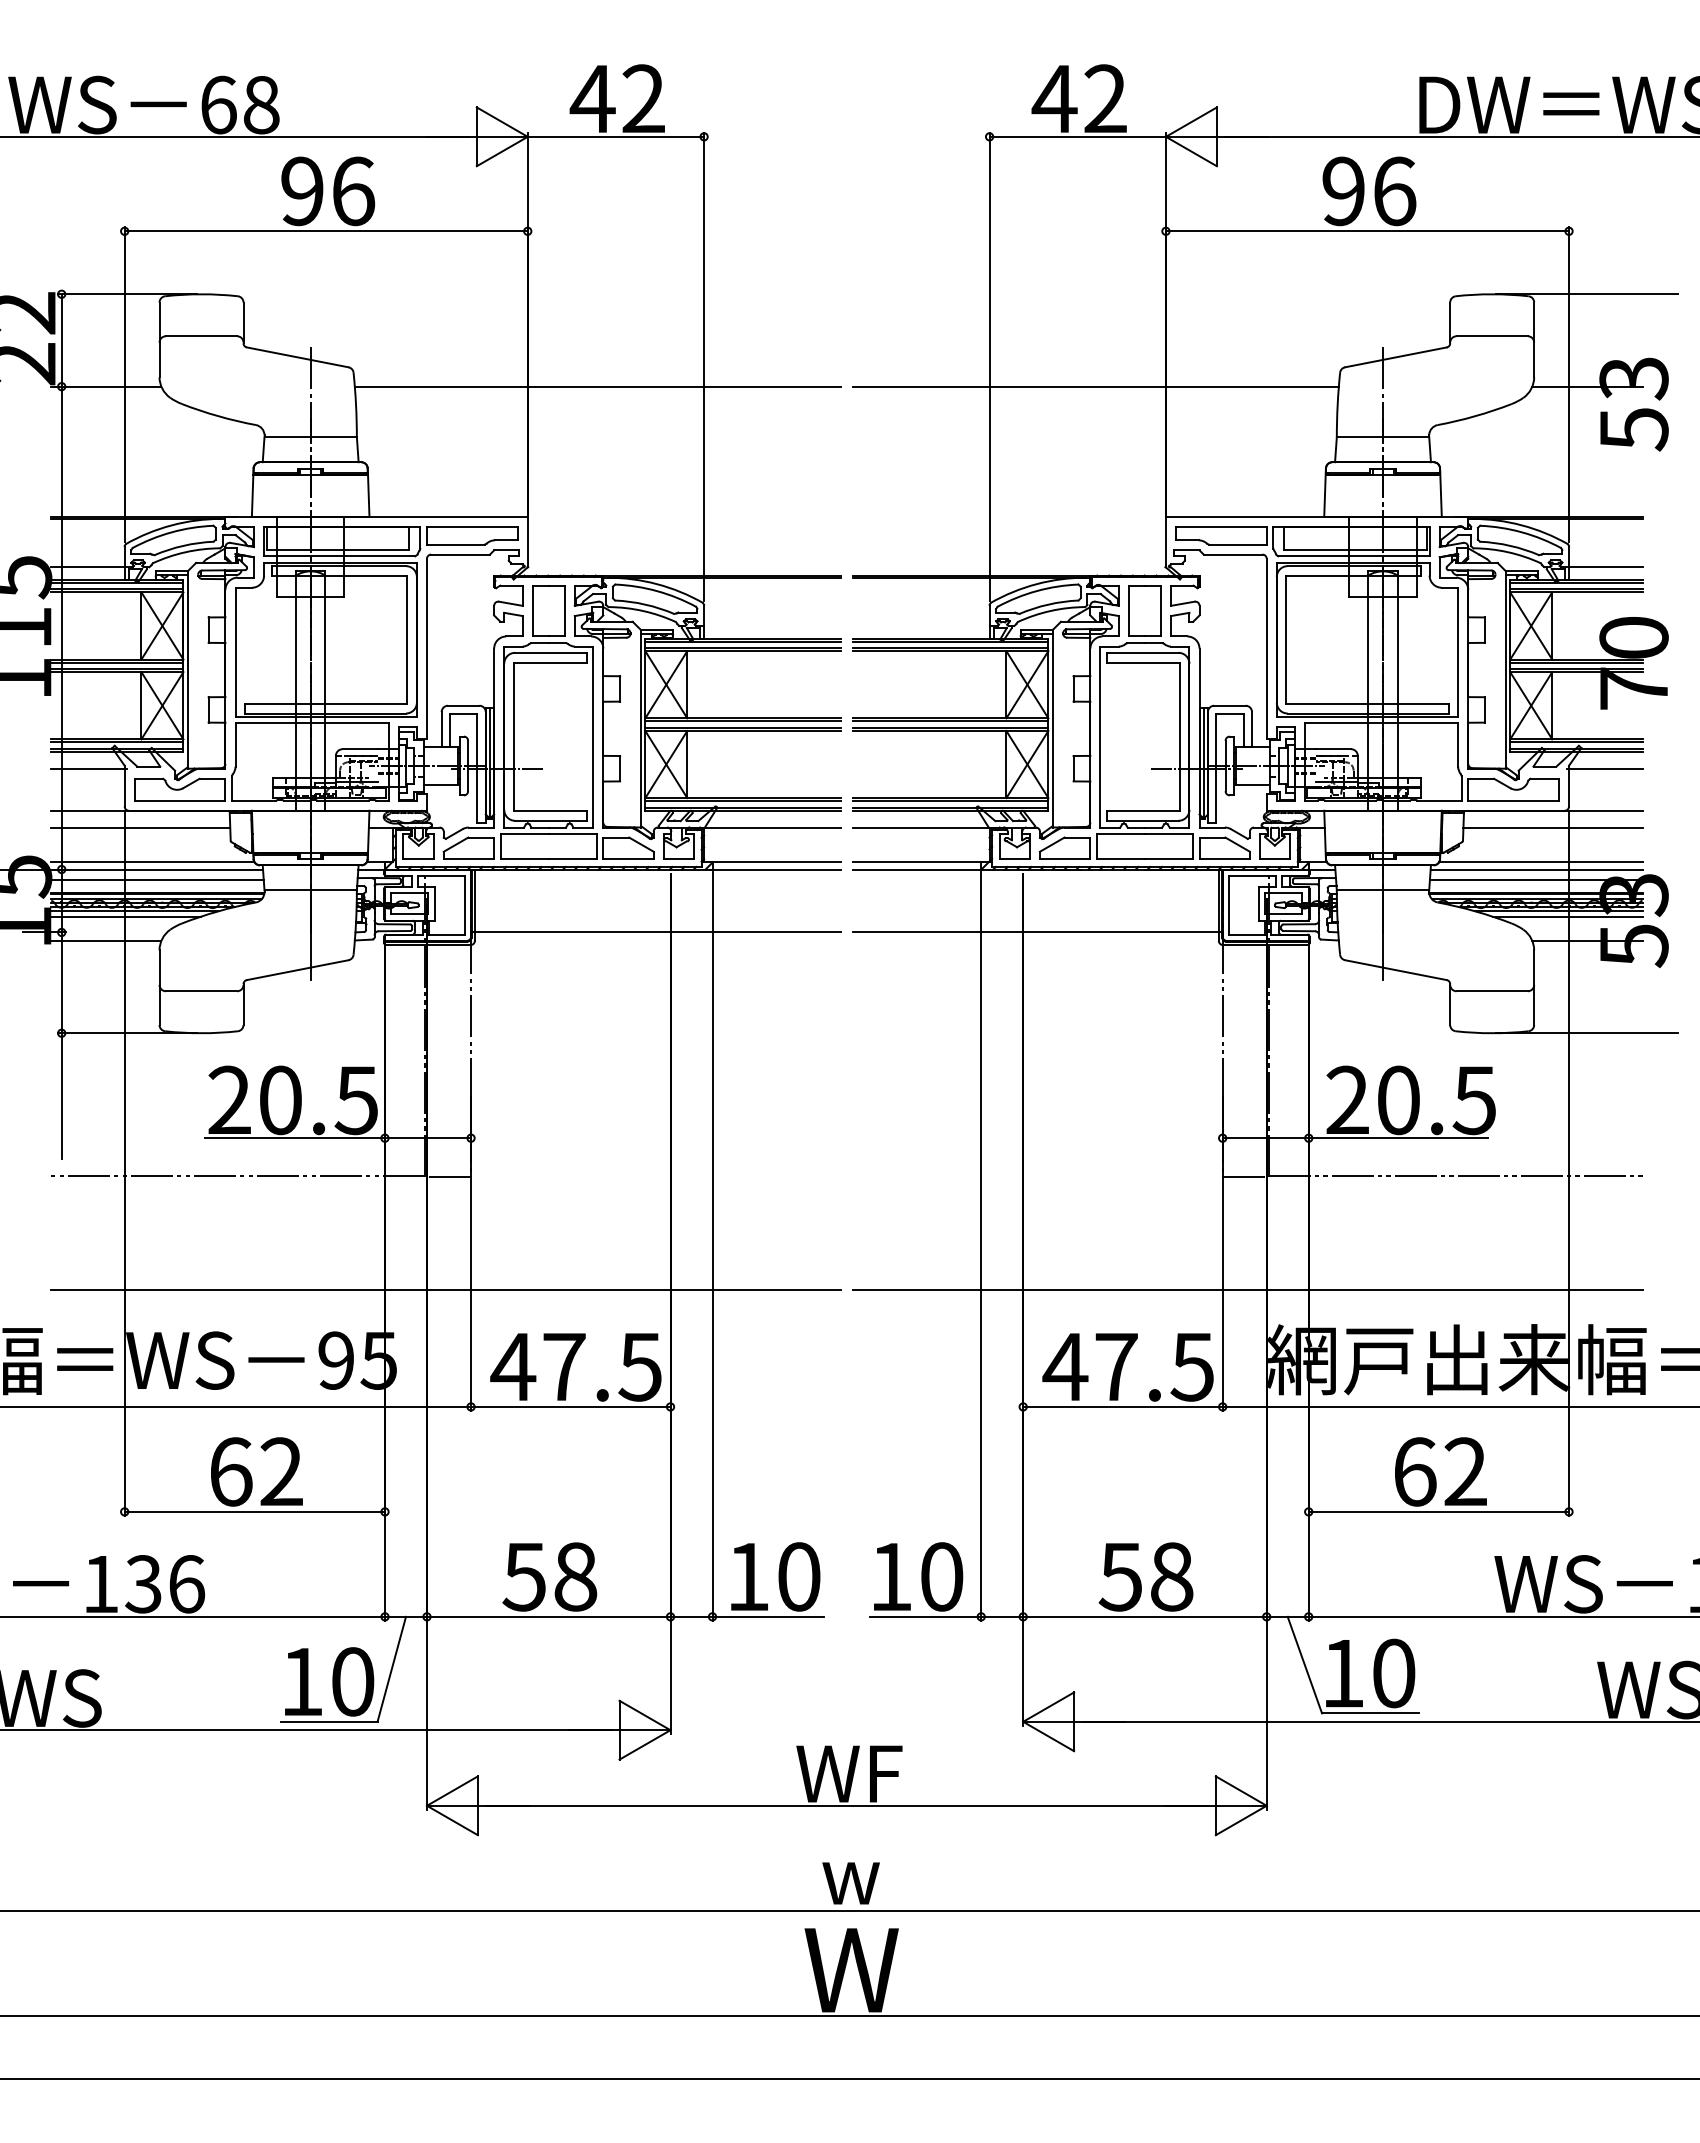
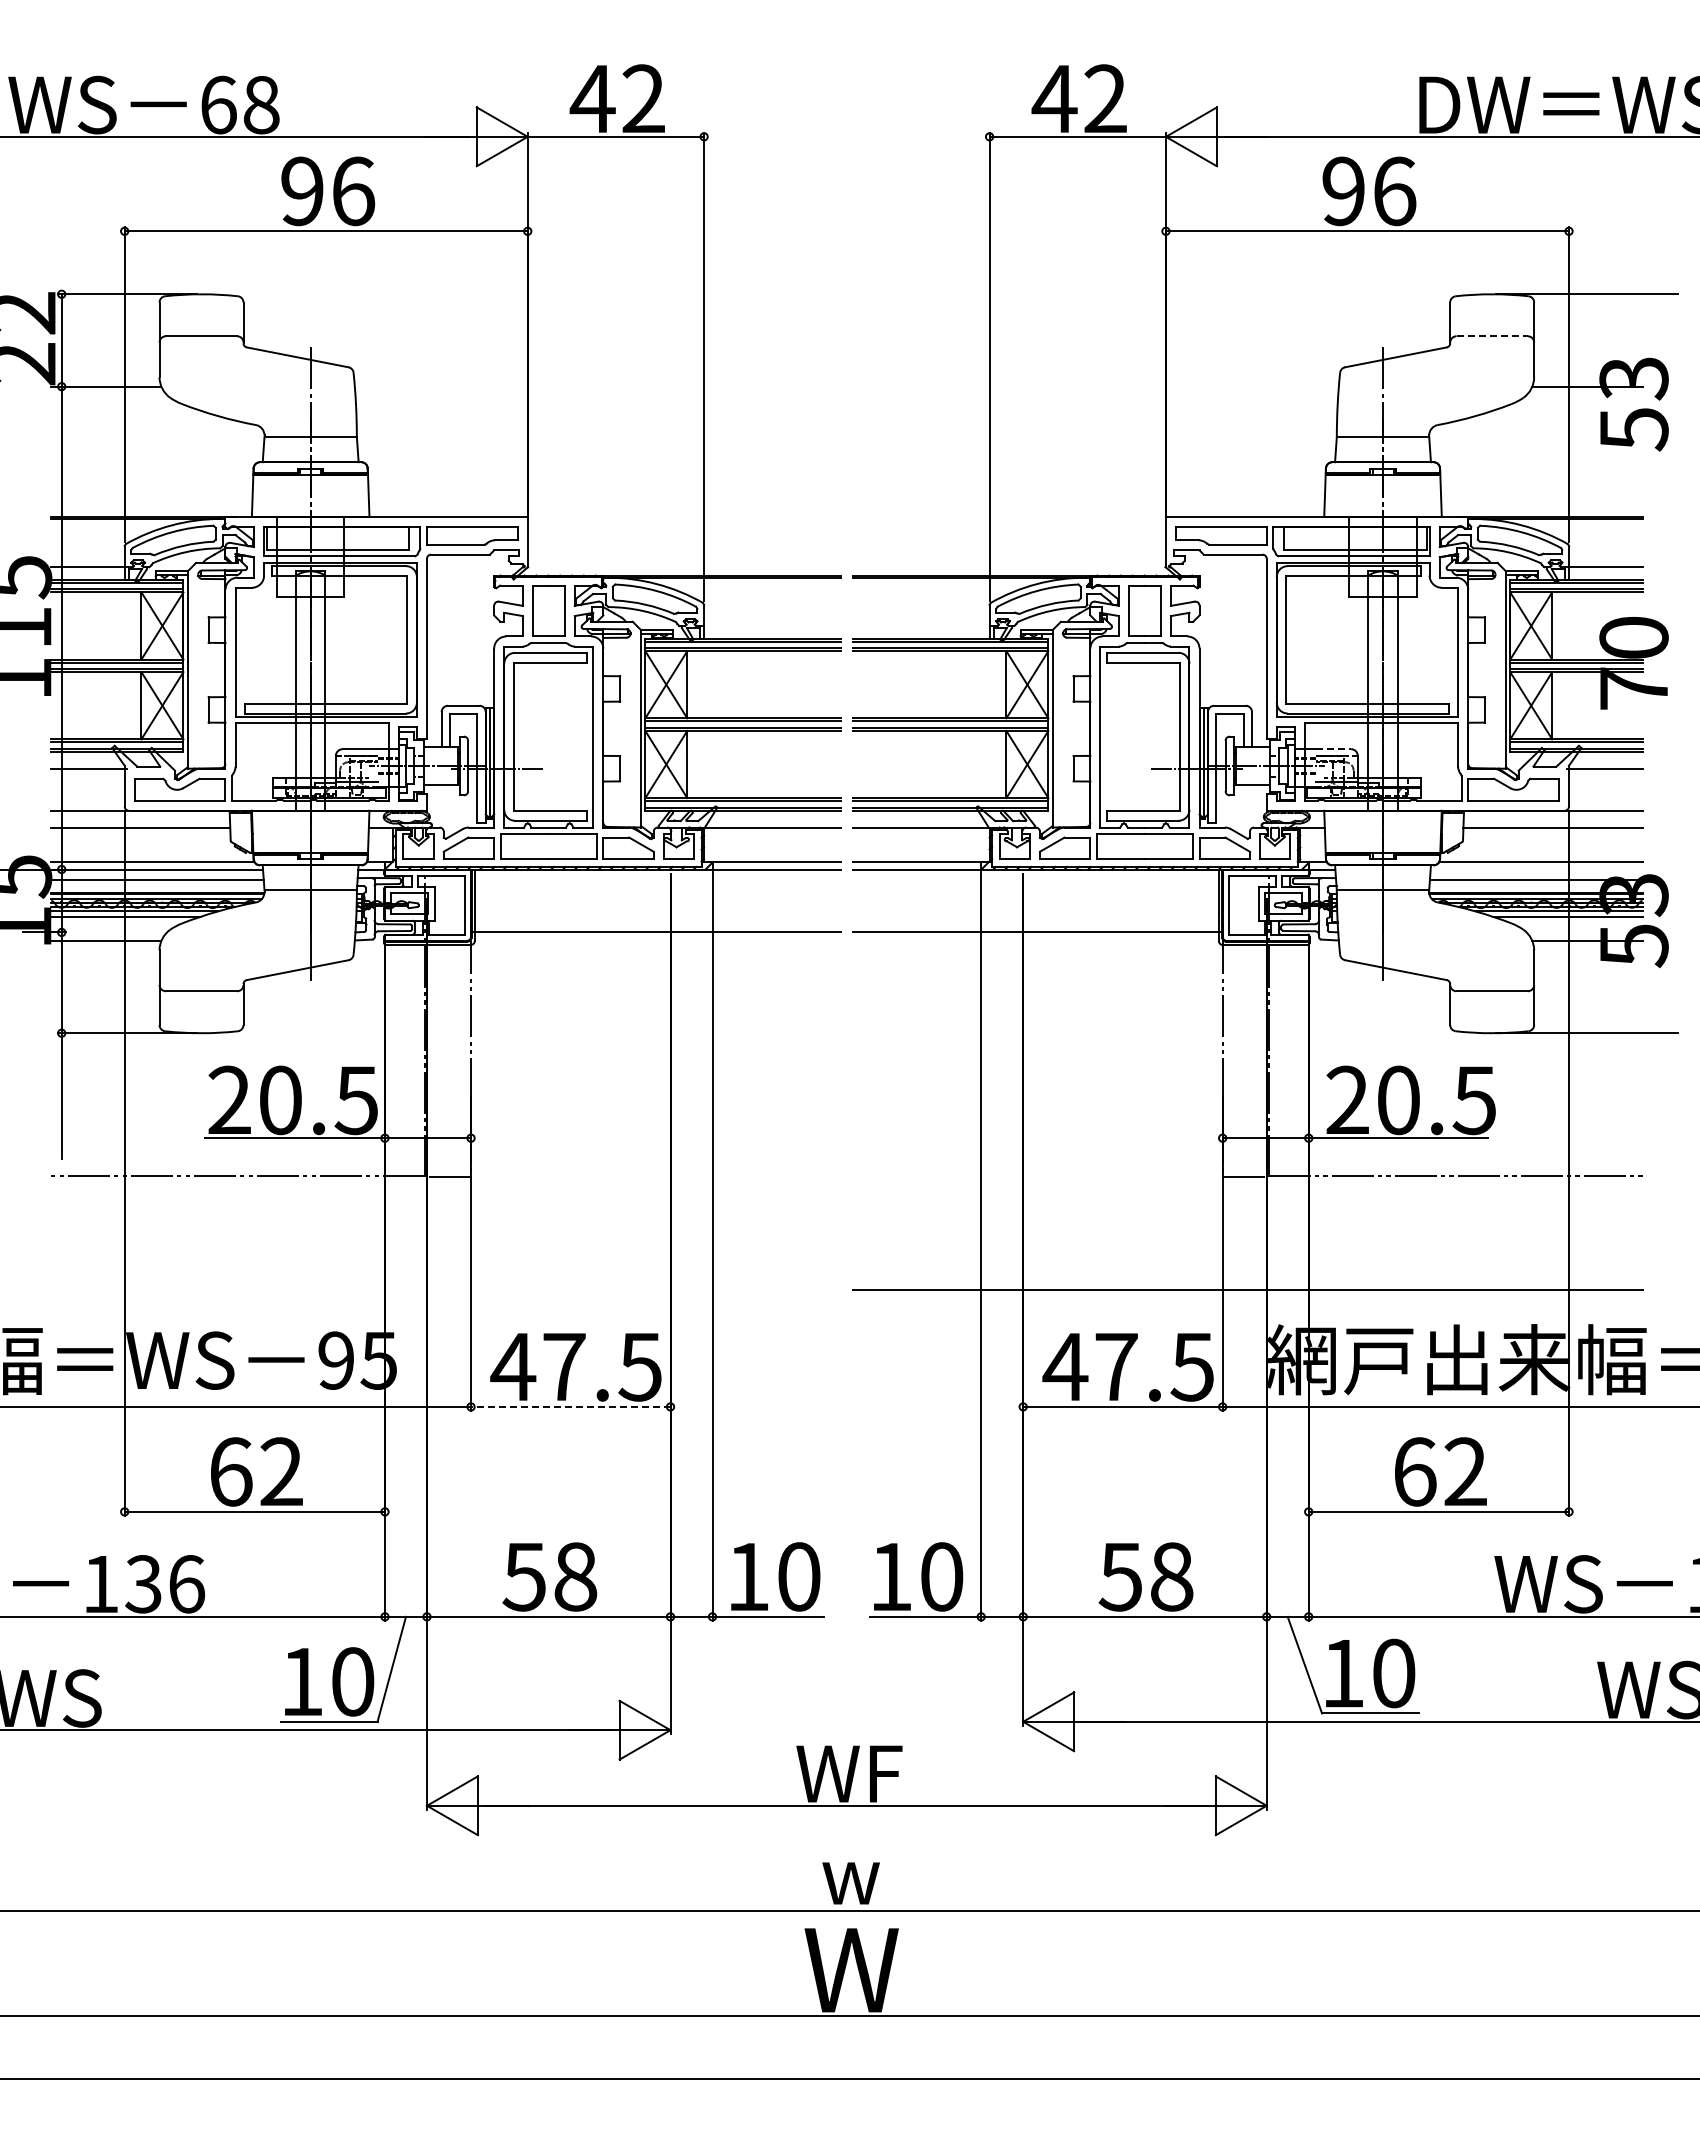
line: solid -> dashed (1492, 336)
line: present -> none (597, 386)
line: present -> none (1095, 386)
line: solid -> dashed (1333, 749)
line: present -> none (1536, 869)
line: present -> none (445, 1289)
line: solid -> dashed (570, 1406)
